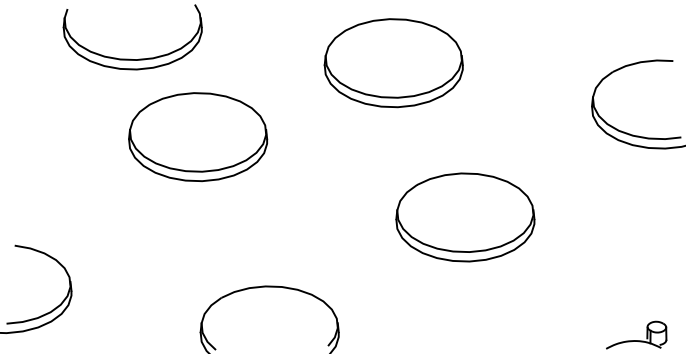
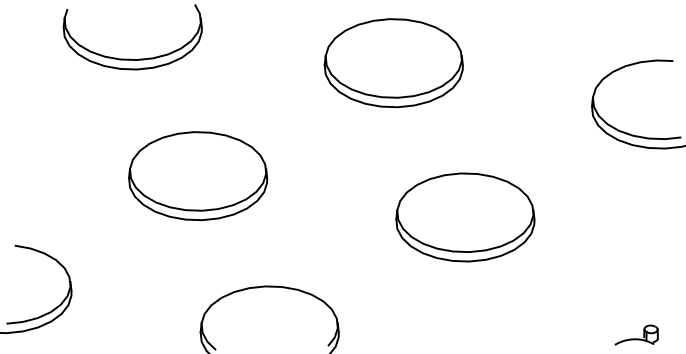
part position: (198, 137) -> (198, 176) (198, 176)
part size: 62x30 px -> 45x22 px (636, 334)
